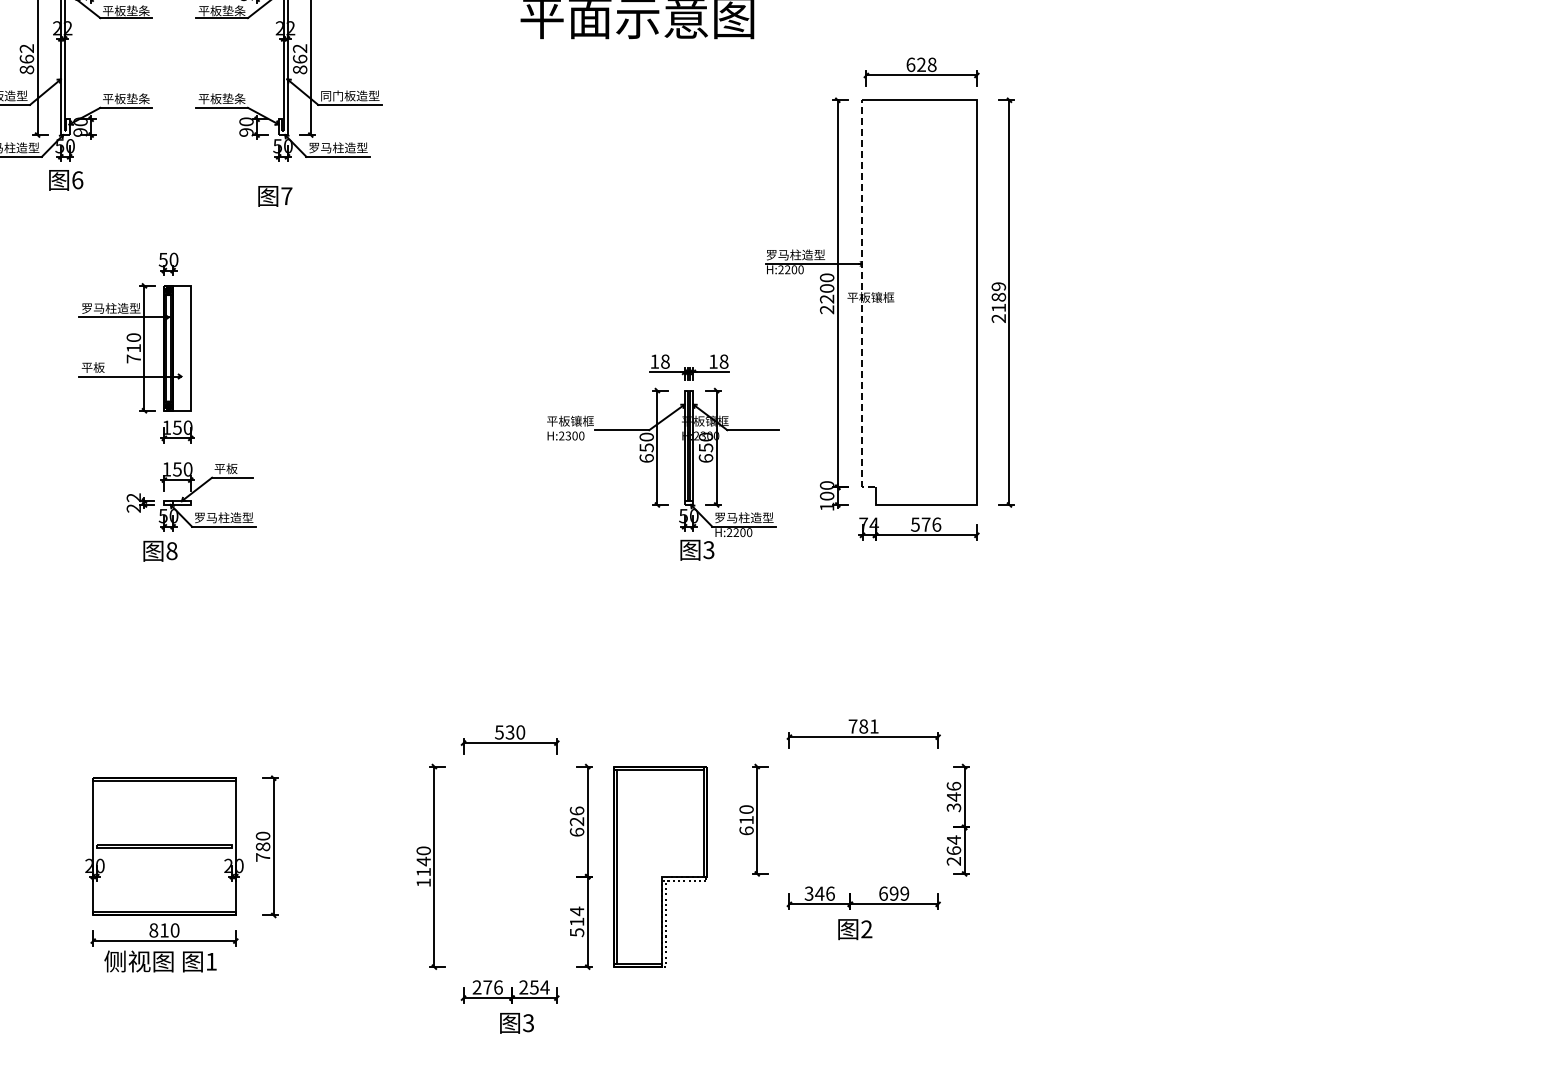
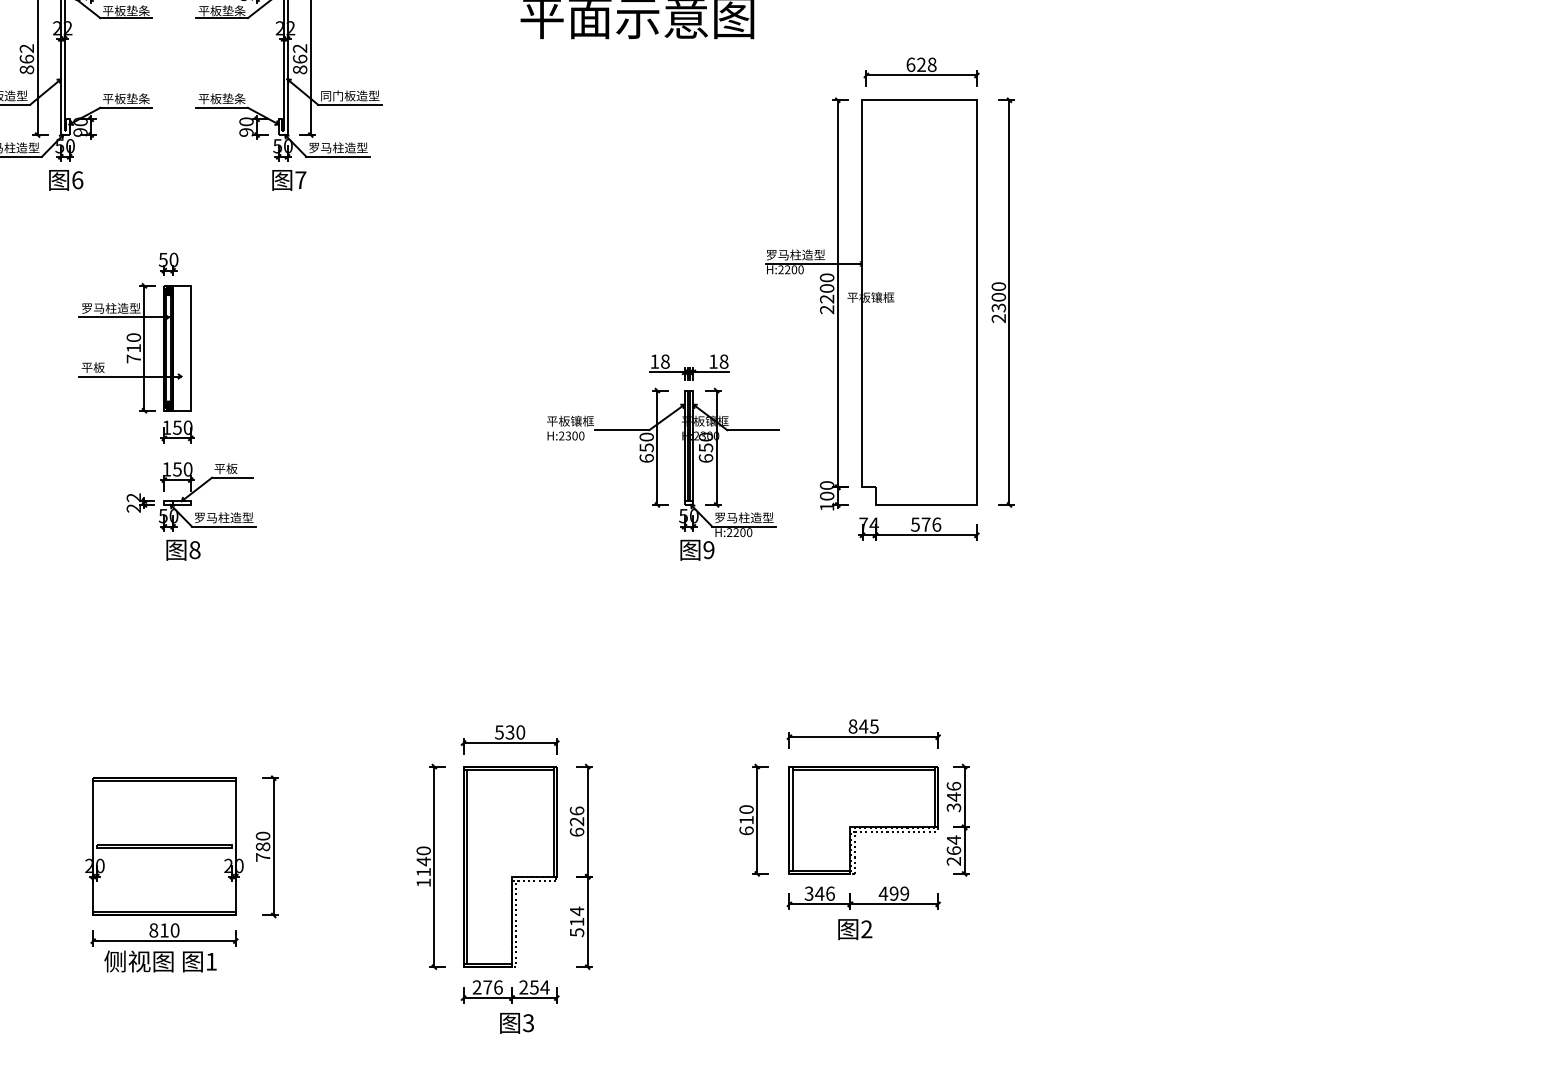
text position: (275, 196) -> (289, 180) (289, 180)
text: 2189 -> 2300 (998, 297)
line: dashed -> solid (862, 298)
text position: (160, 550) -> (183, 549) (183, 549)
text: 3 -> 9 (708, 550)
text: 781 -> 845 (863, 726)
part: none -> present (863, 820)
part position: (660, 866) -> (510, 866) (510, 866)
text: 699 -> 499 (883, 893)
